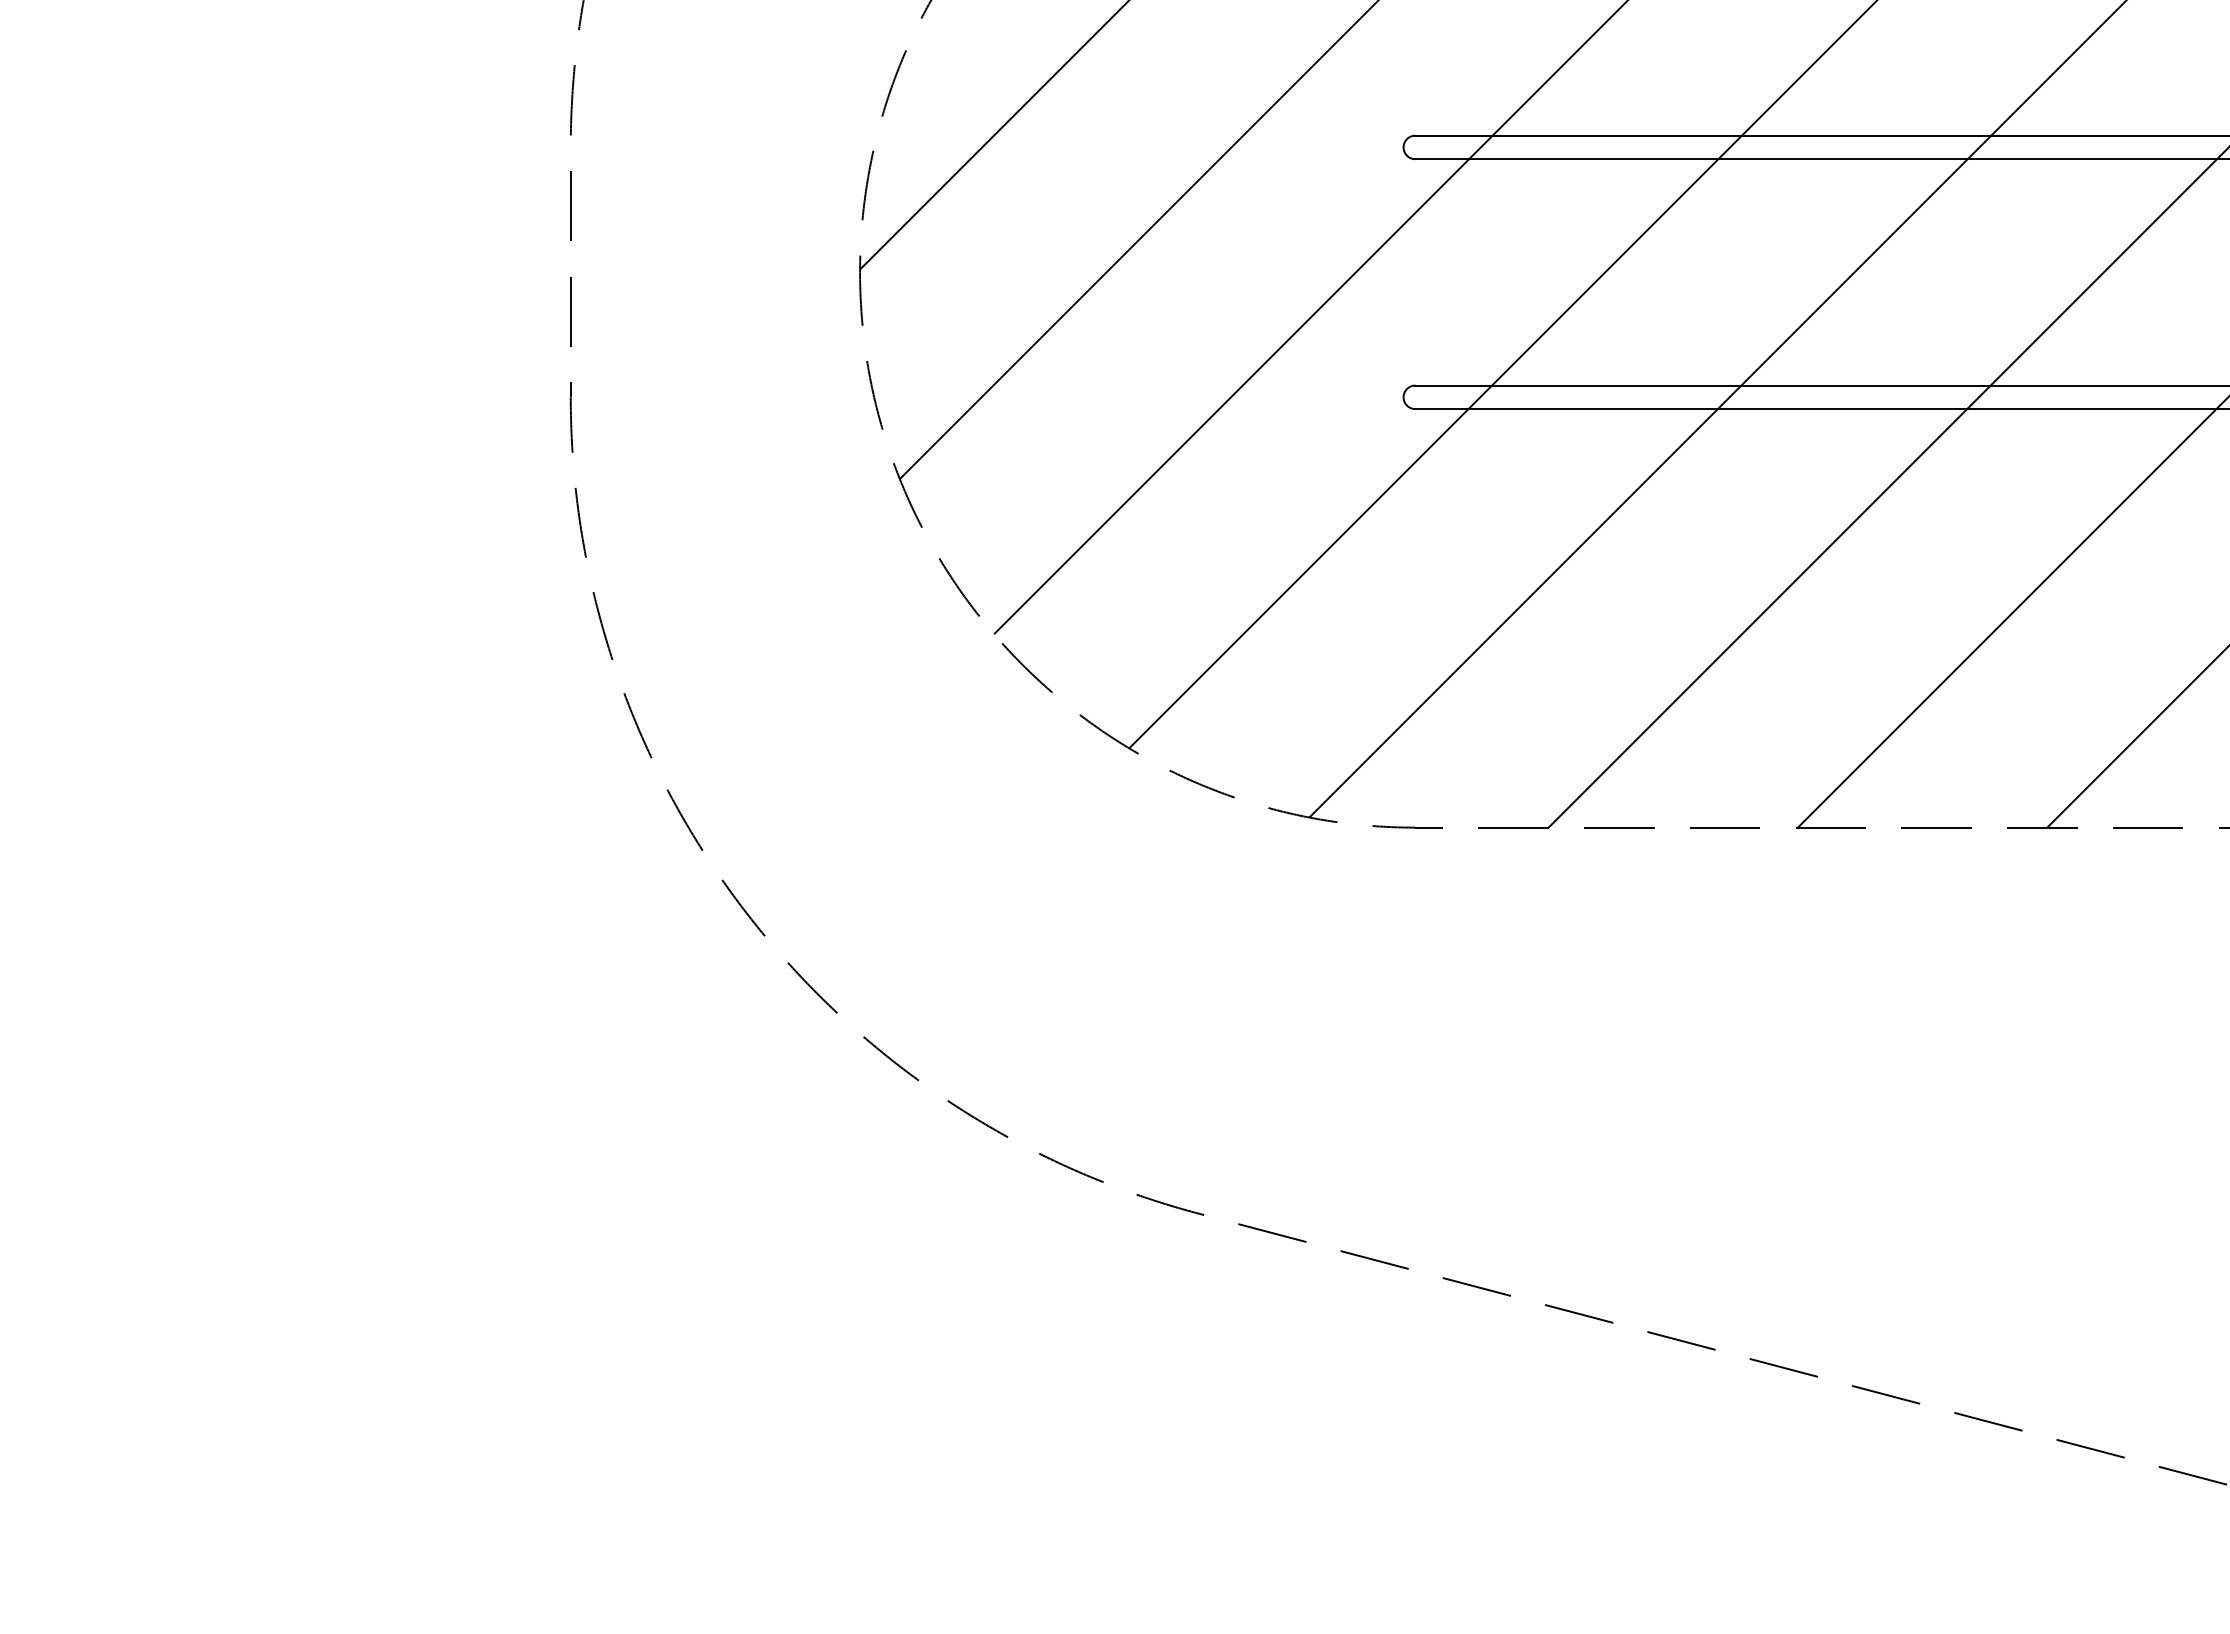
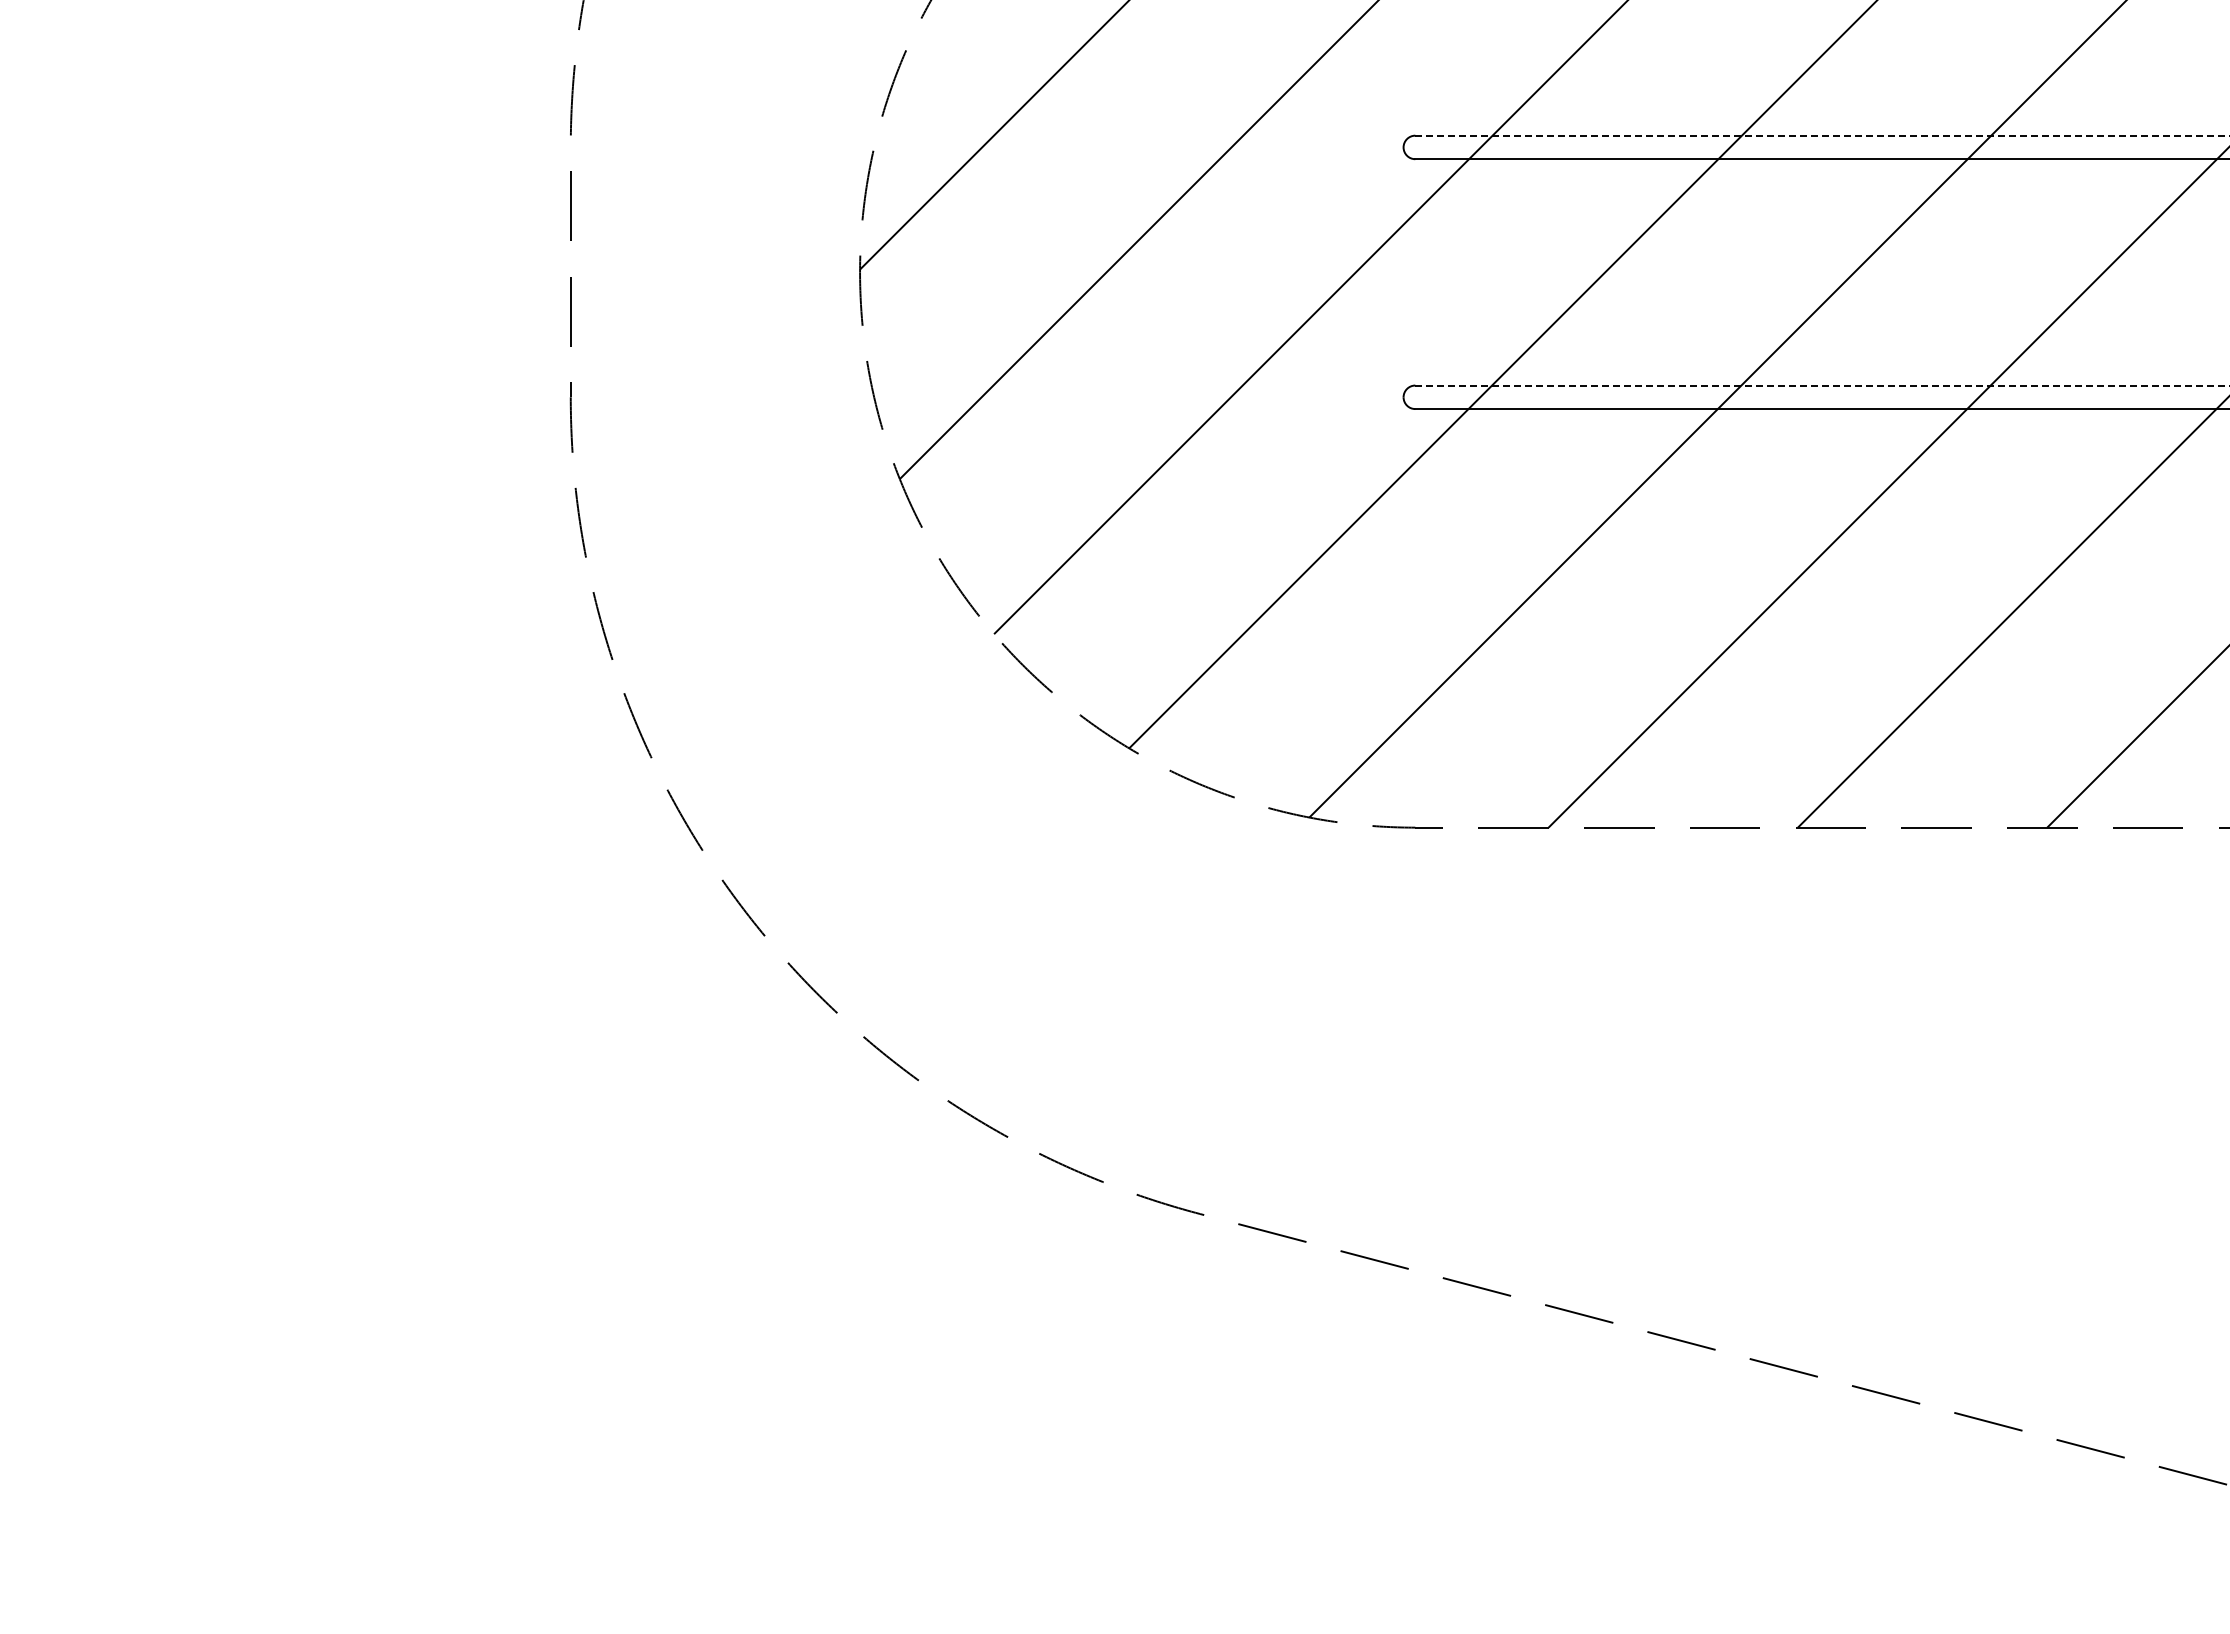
line: solid -> dashed (1822, 135)
line: solid -> dashed (1822, 385)
